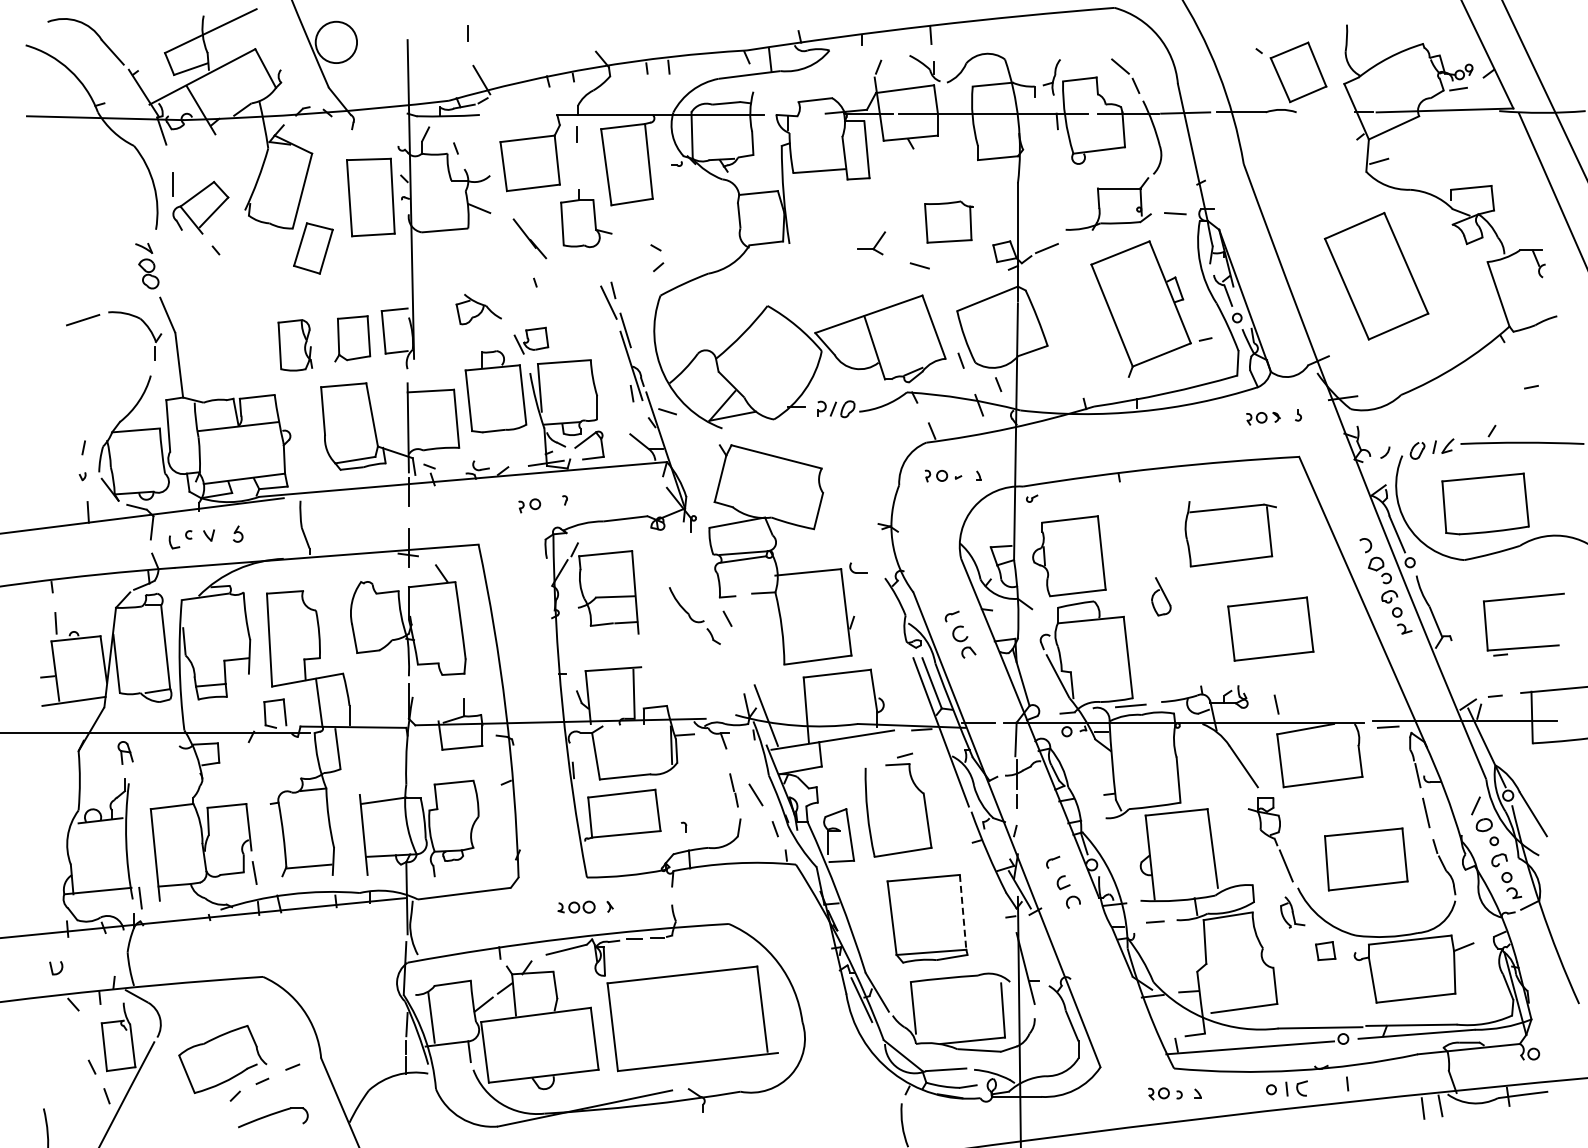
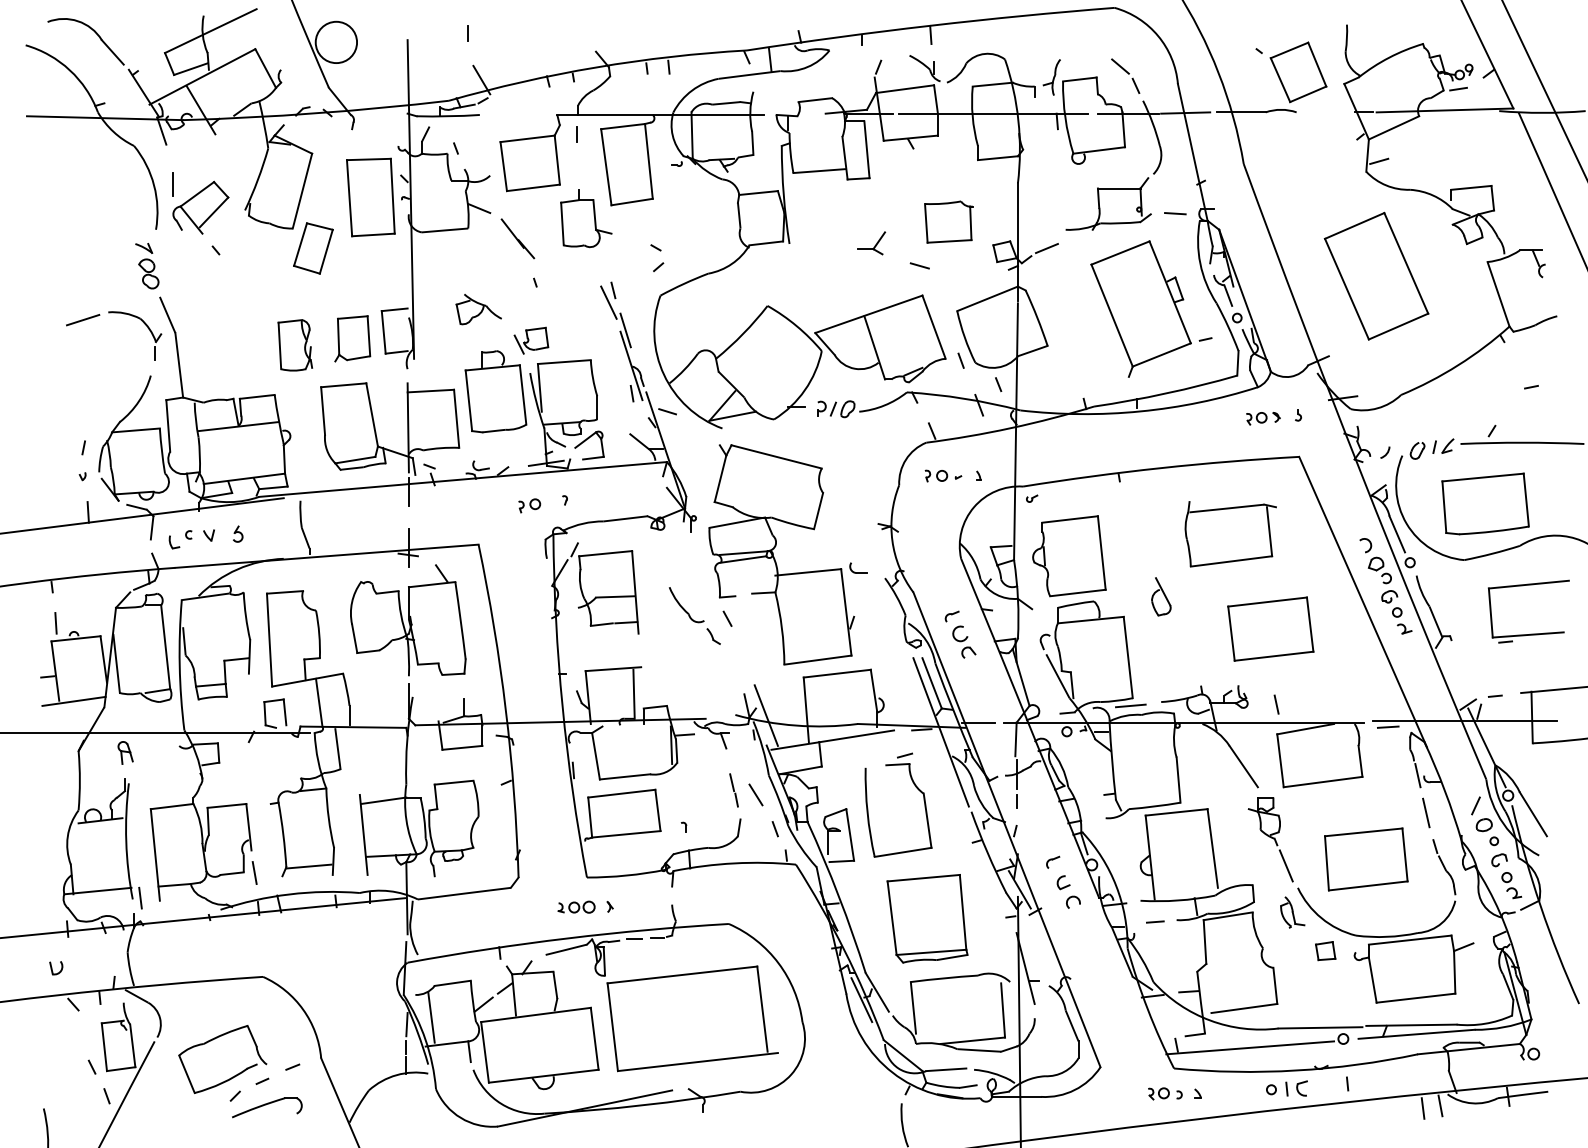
part position: (529, 238) -> (517, 238) (517, 238)
part position: (1525, 646) -> (1530, 633) (1530, 633)
line: dashed -> solid (963, 912)
part position: (273, 1117) -> (267, 1107) (267, 1107)
